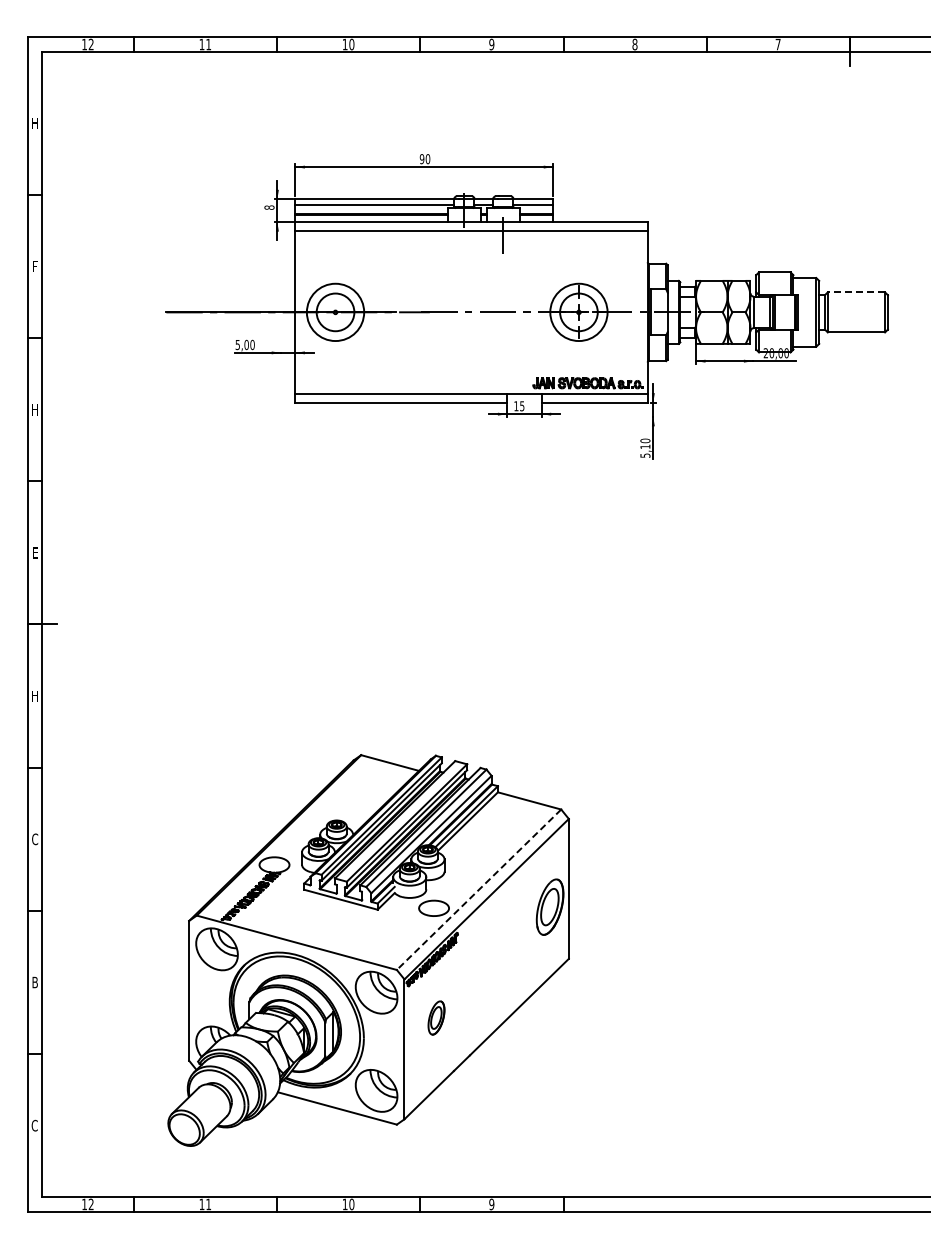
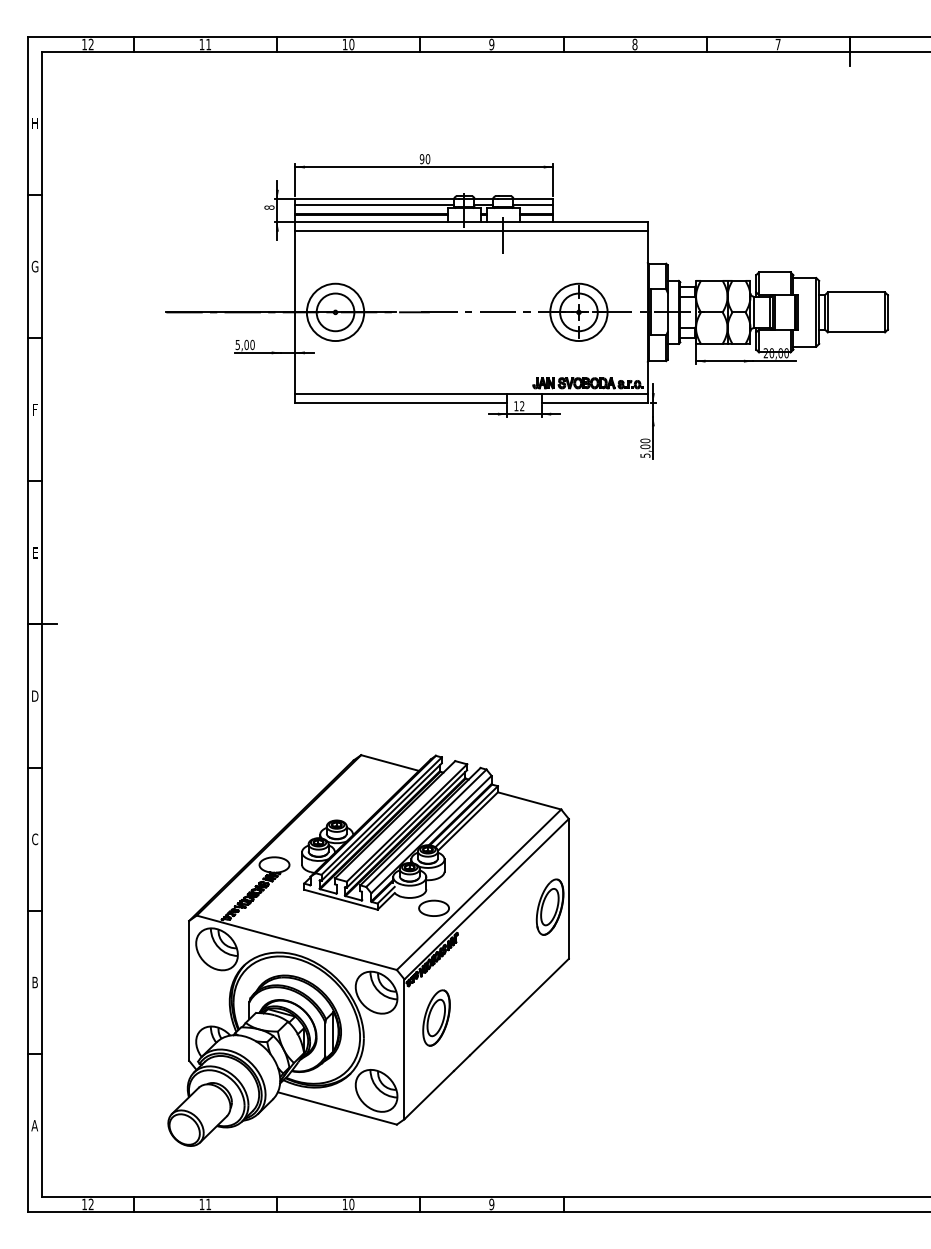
text: F -> G (34, 266)
line: dashed -> solid (856, 292)
text: 15 -> 12 (522, 406)
text: H -> F (34, 409)
text: 5,10 -> 5,00 (645, 446)
text: H -> D (35, 695)
line: dashed -> solid (479, 889)
part size: 19x36 px -> 29x58 px (436, 1017)
text: C -> A (34, 1125)
